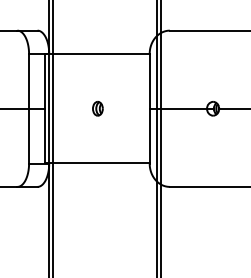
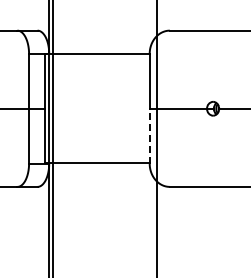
part: present -> none (97, 108)
line: solid -> dashed (149, 135)
line: present -> none (161, 138)
